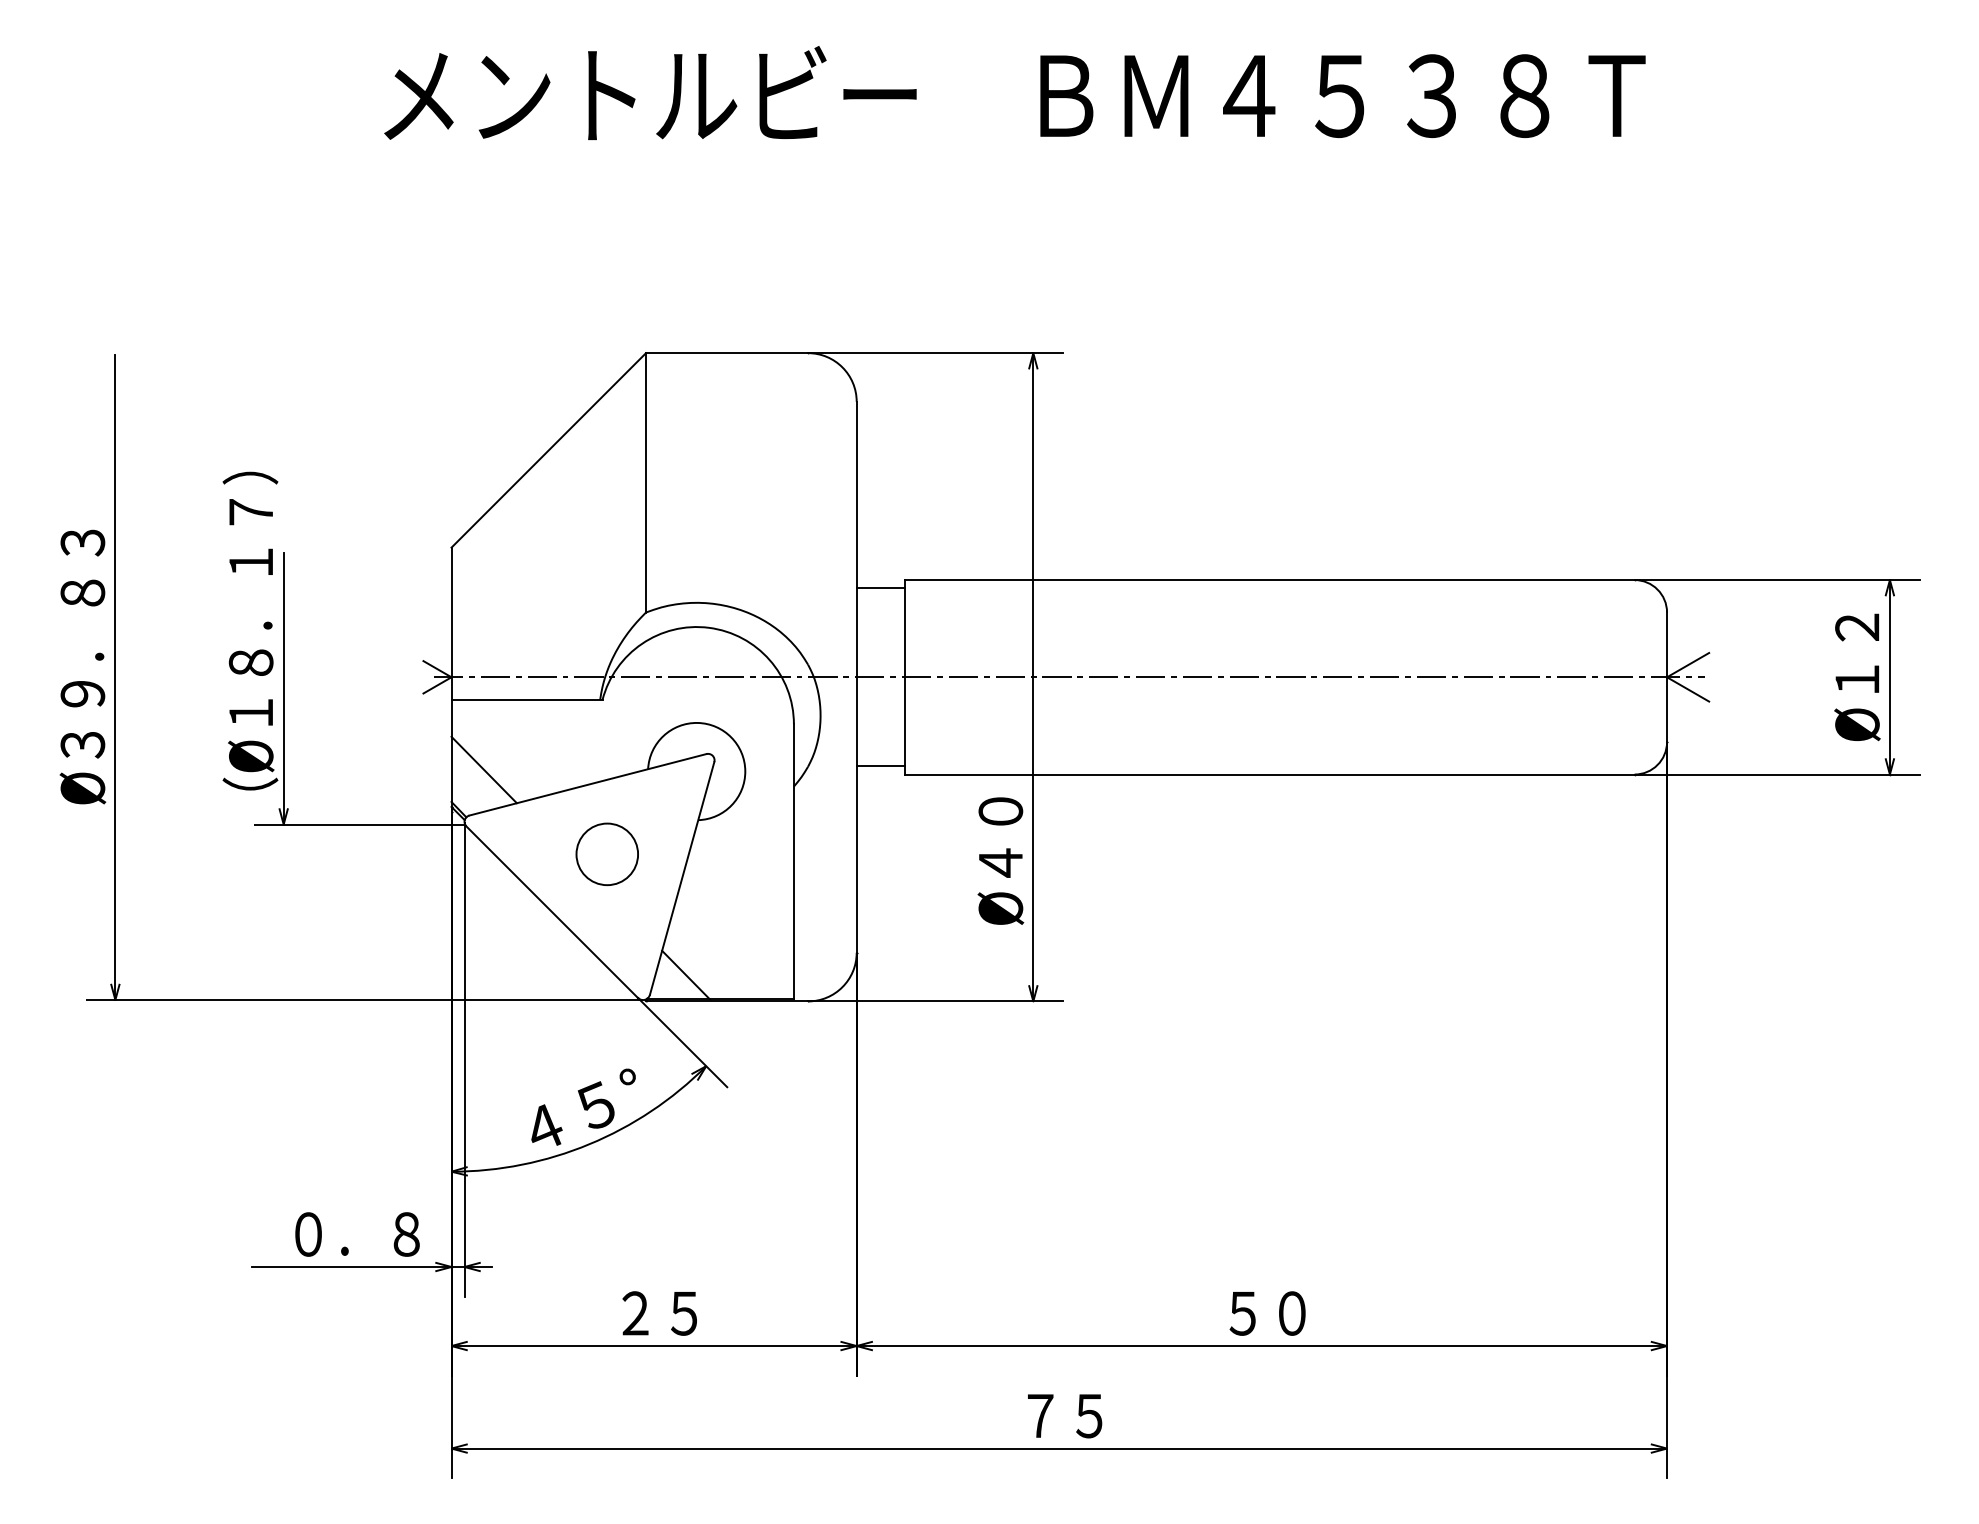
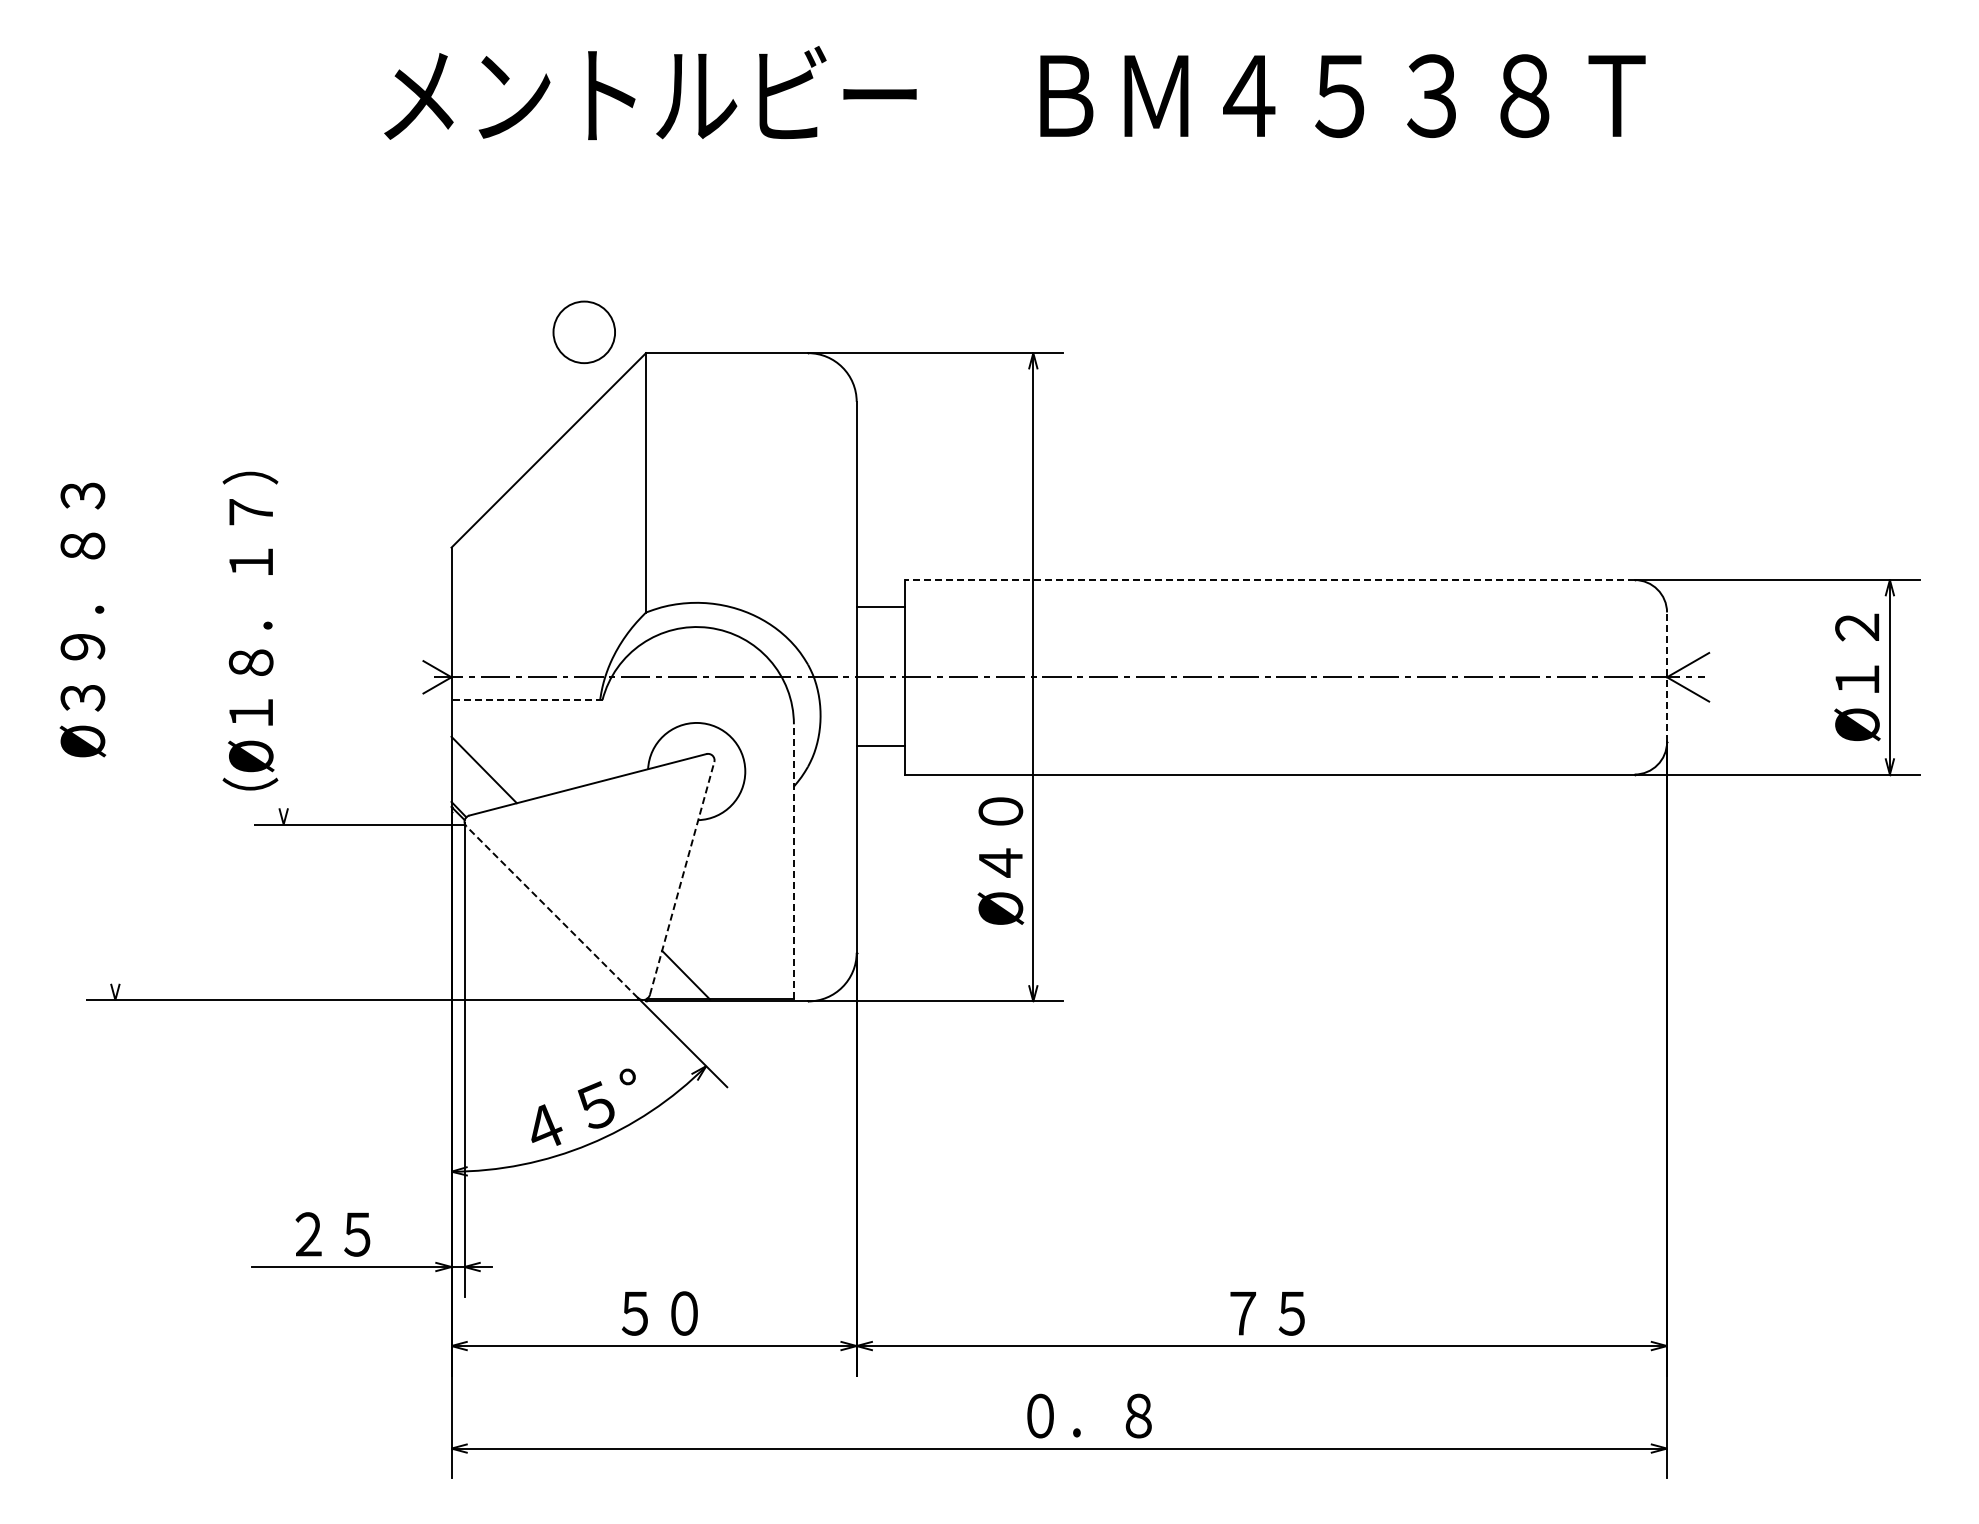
line: solid -> dashed (1269, 580)
line position: (880, 588) -> (880, 607) (880, 607)
text position: (82, 666) -> (82, 619) (82, 619)
line: present -> none (115, 677)
line: solid -> dashed (1667, 677)
line: present -> none (283, 688)
line: solid -> dashed (526, 699)
line position: (880, 766) -> (880, 746) (880, 746)
circle position: (606, 854) -> (583, 332) (583, 332)
line: solid -> dashed (793, 861)
line: solid -> dashed (682, 878)
line: solid -> dashed (551, 911)
text: ０．８ -> ２５ (357, 1234)
text: ２５ -> ５０ (659, 1313)
text: ５０ -> ７５ (1267, 1313)
text: ７５ -> ０．８ (1089, 1415)
